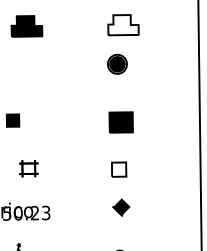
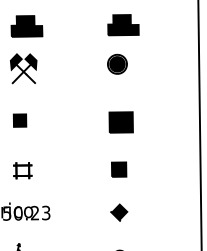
fill: none -> present (123, 25)
part: none -> present (23, 68)
part position: (12, 120) -> (19, 120) (19, 120)
part position: (28, 168) -> (22, 170) (22, 170)
fill: none -> present (118, 169)
part position: (121, 207) -> (119, 212) (119, 212)
